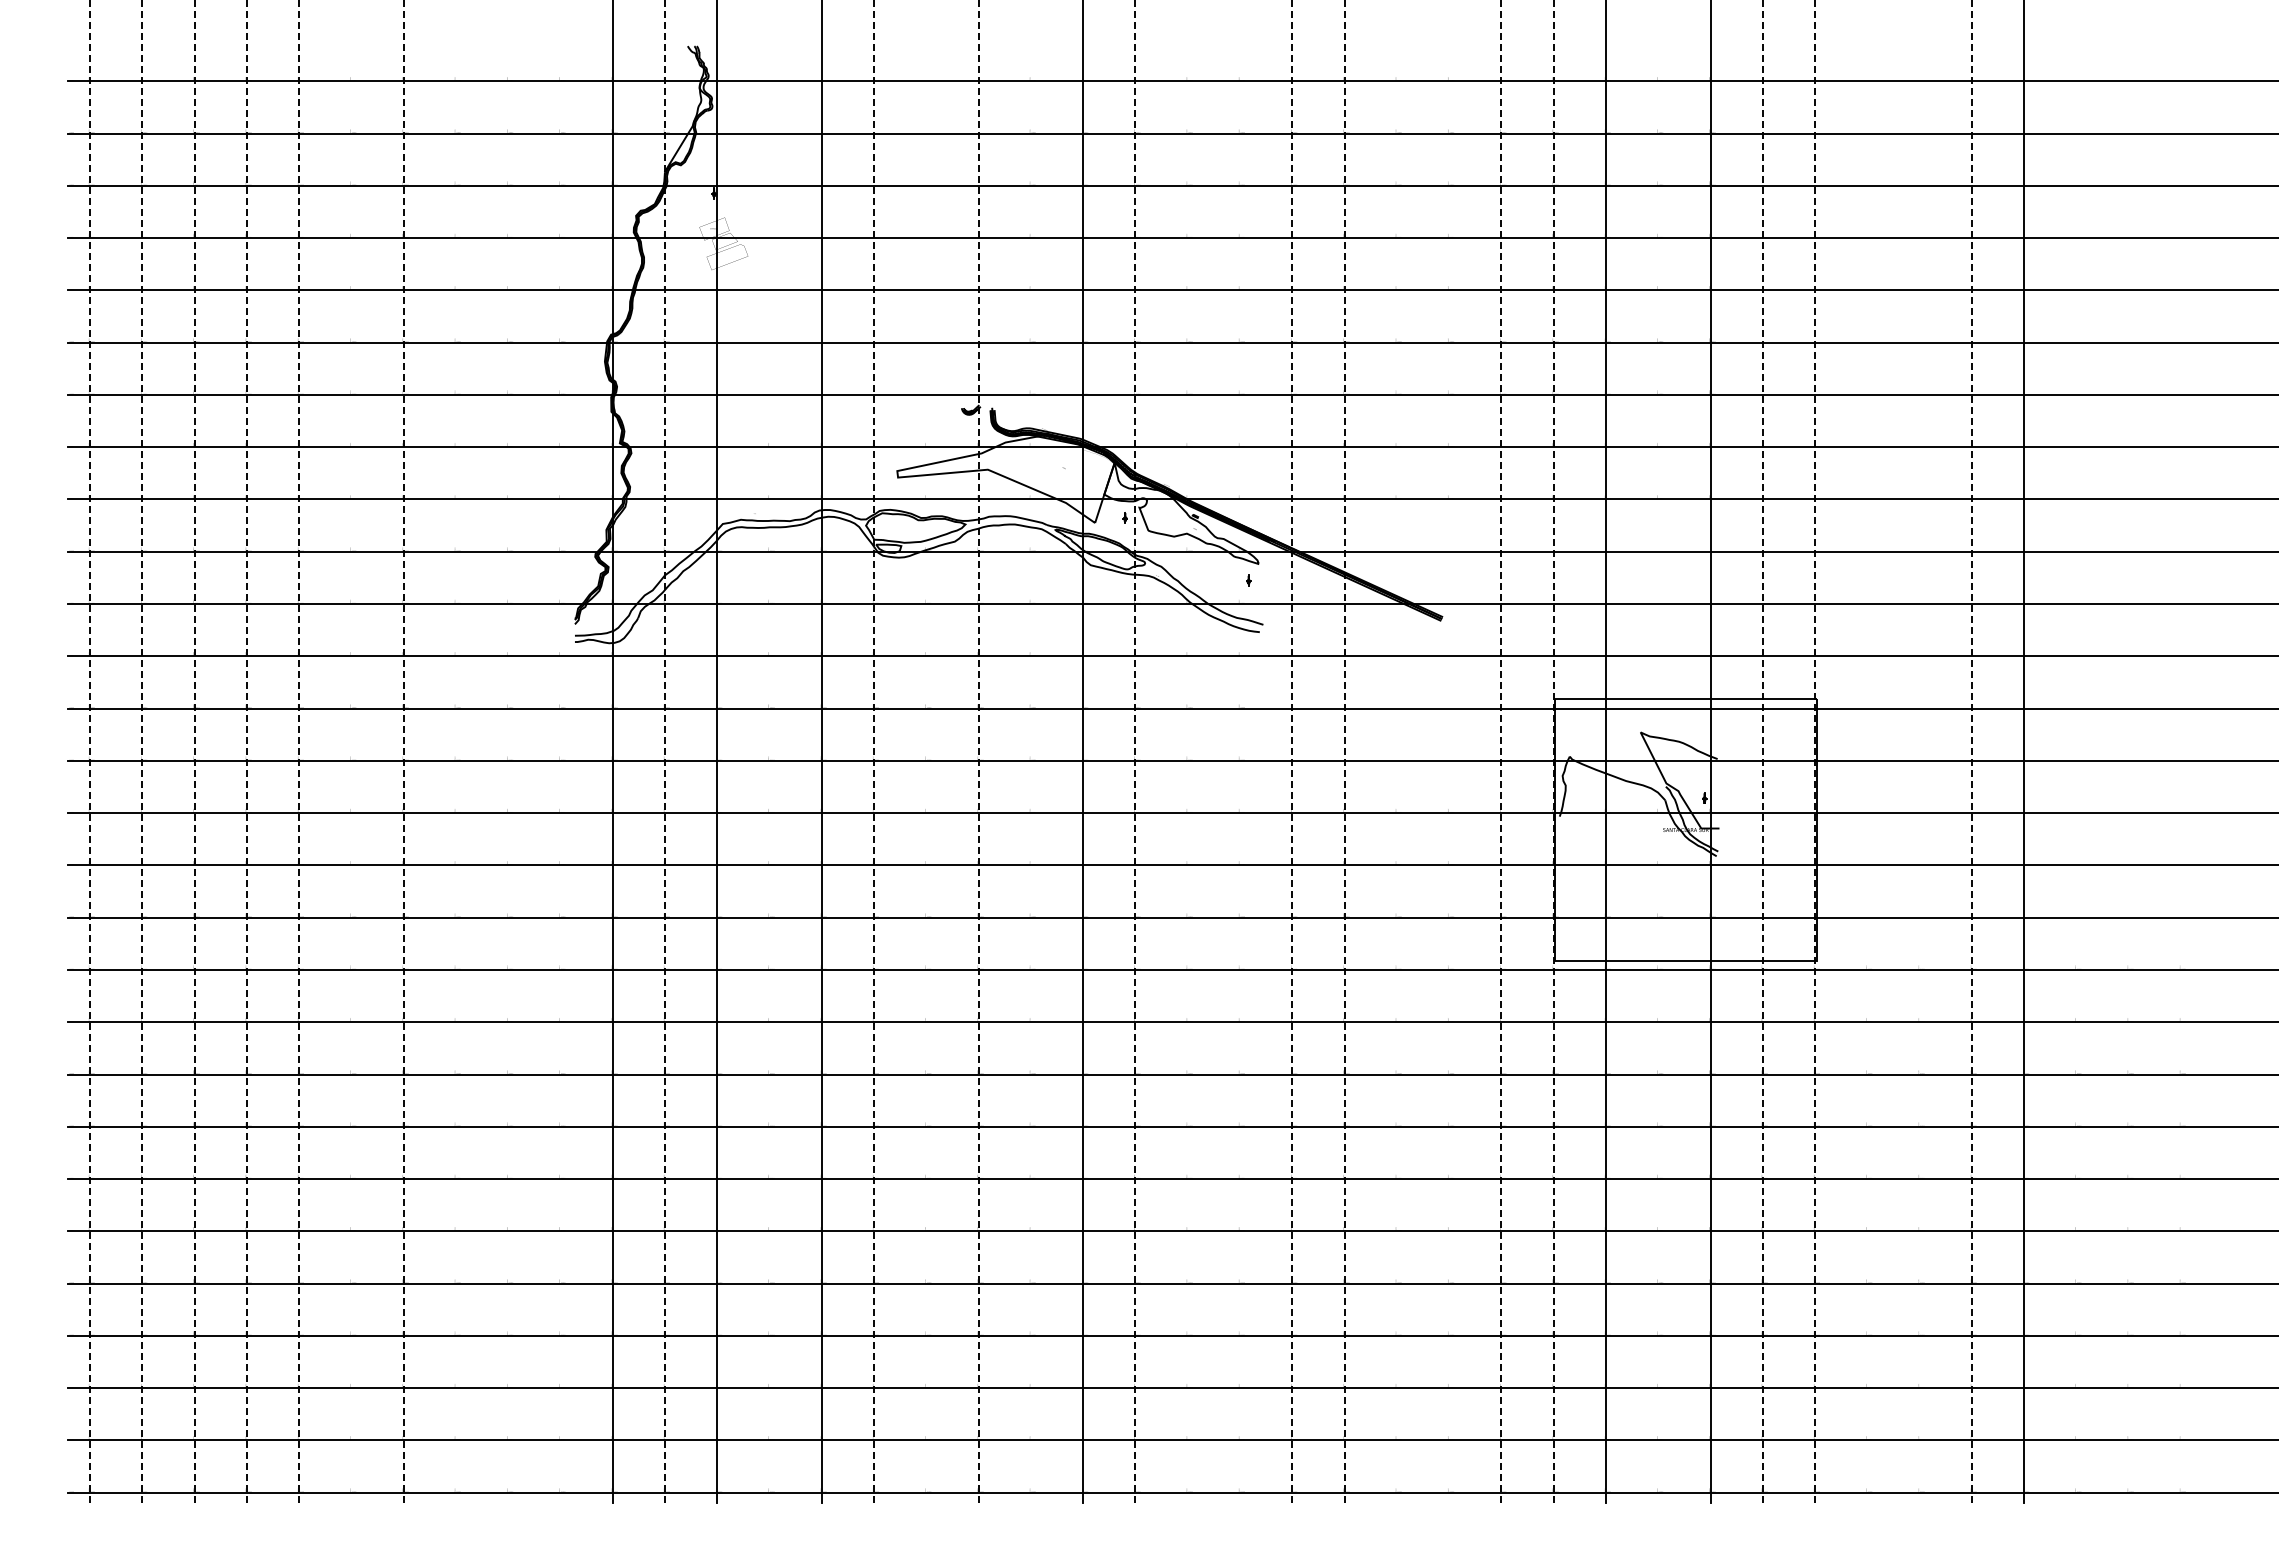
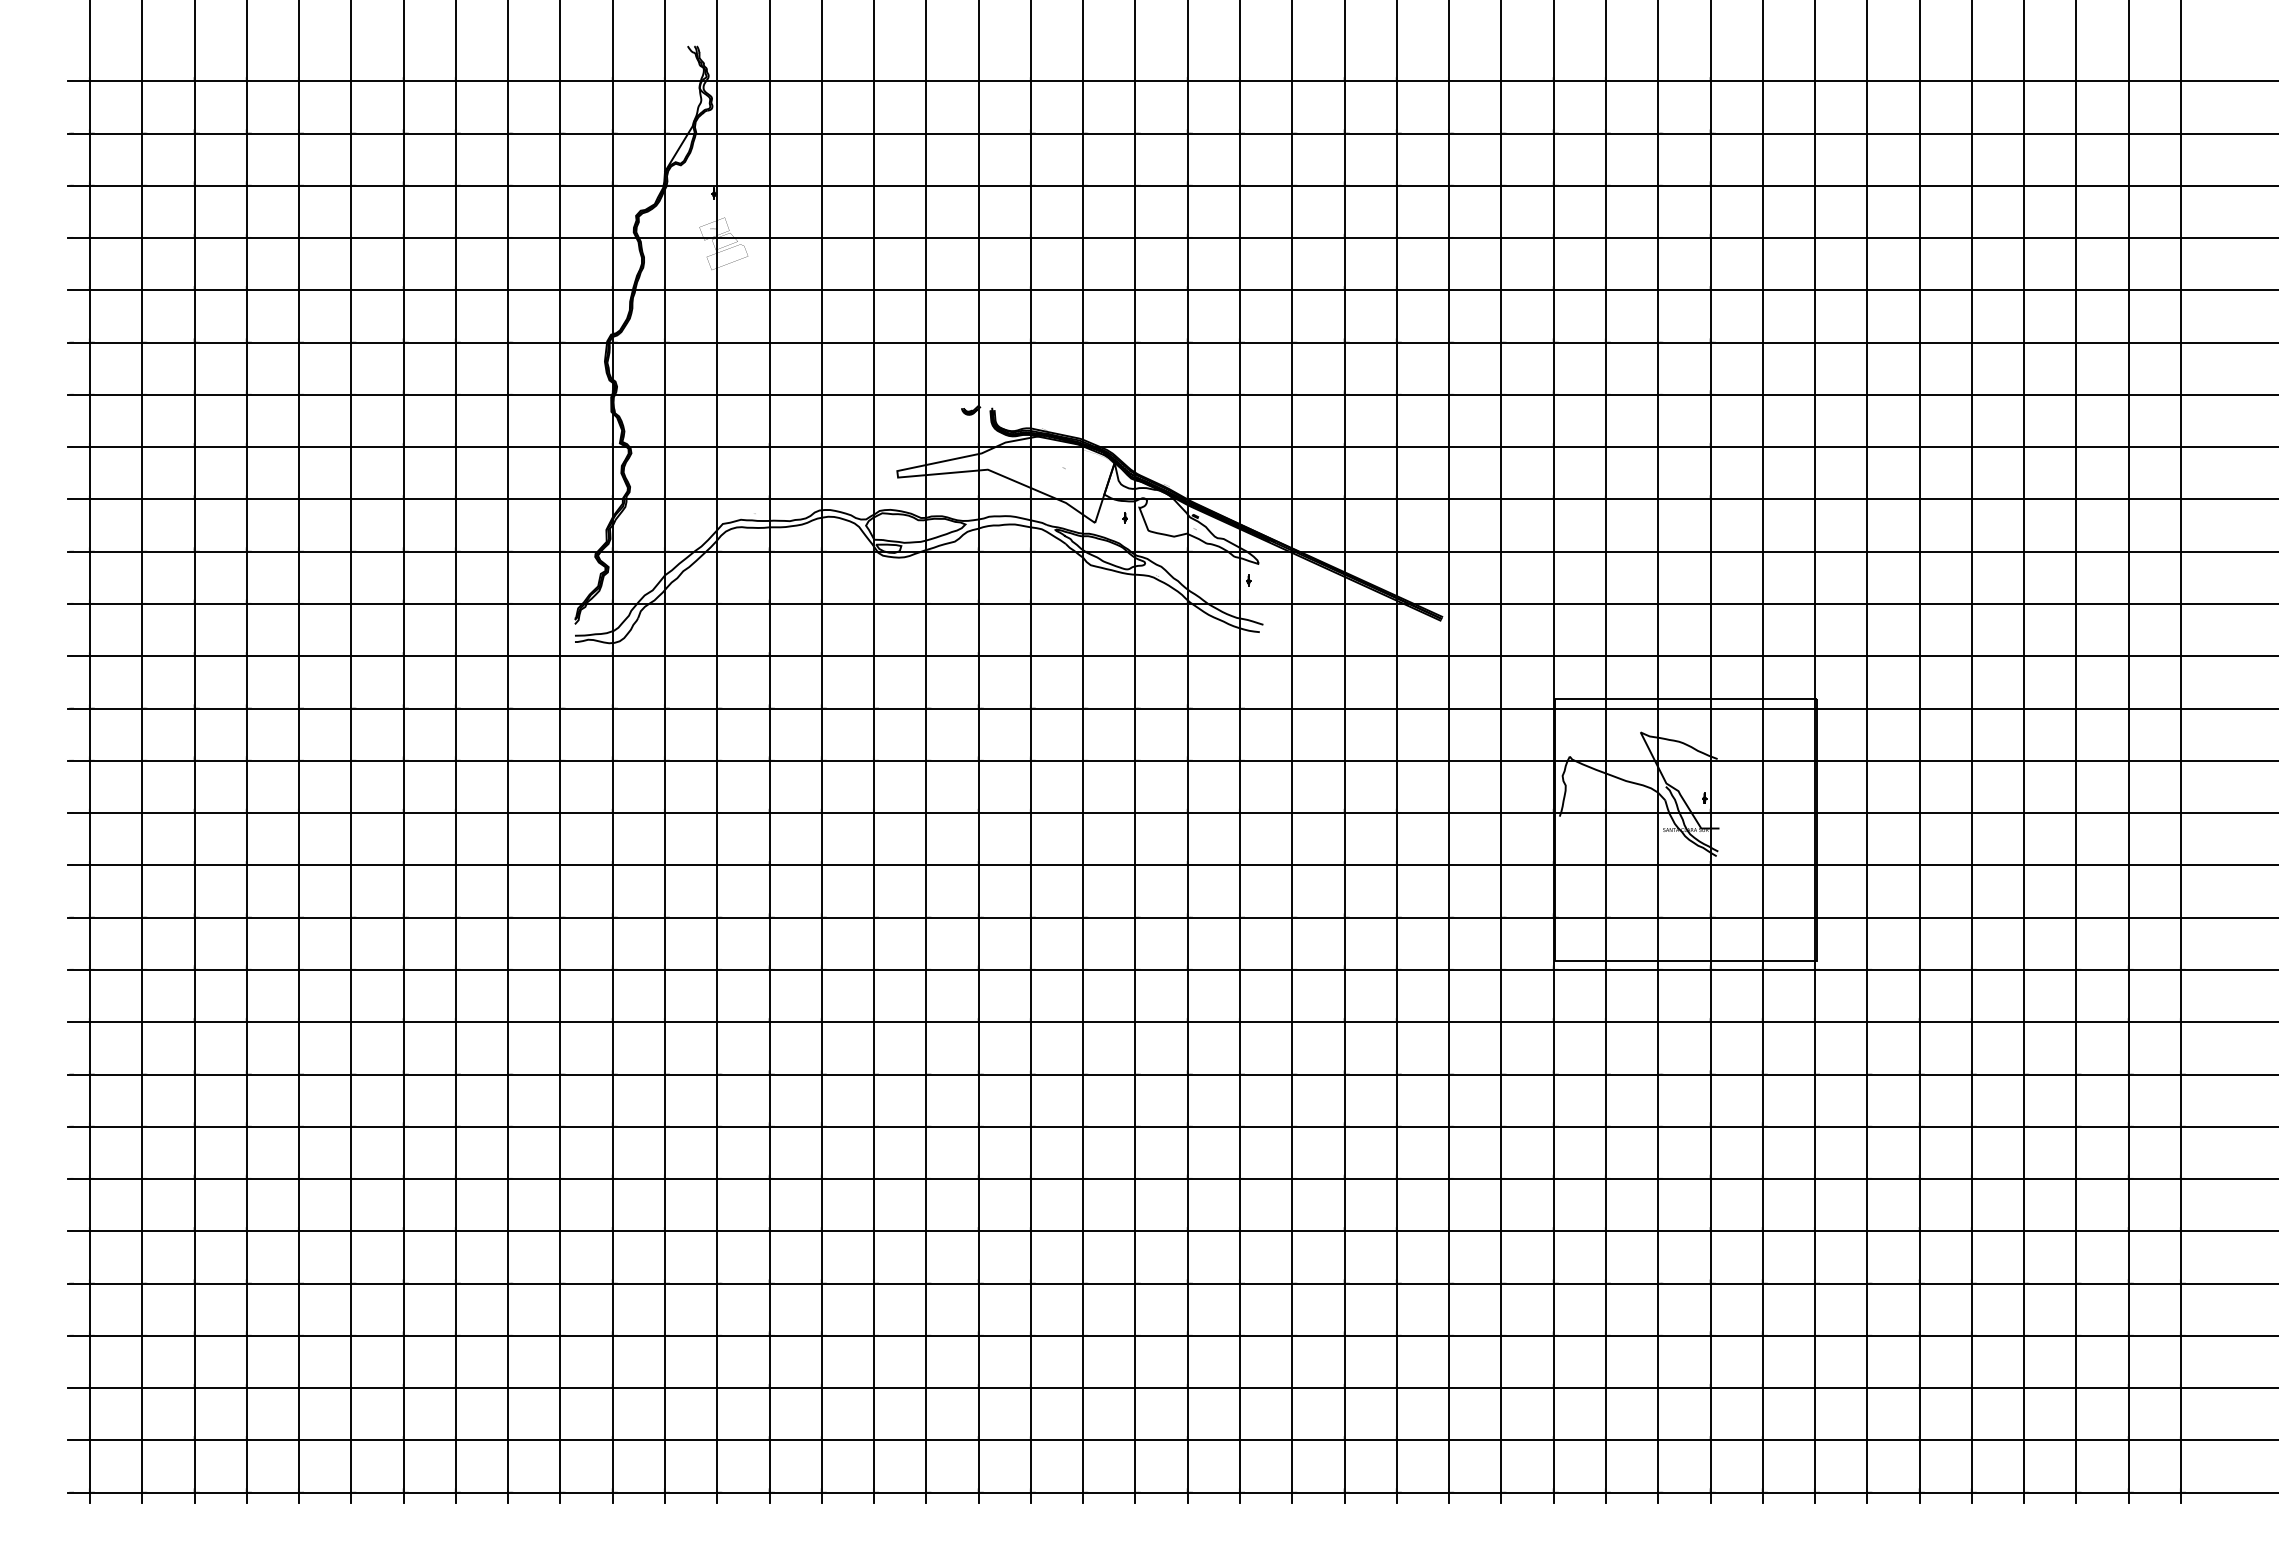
line: dashed -> solid (89, 751)
line: dashed -> solid (142, 751)
line: dashed -> solid (194, 751)
line: dashed -> solid (246, 751)
line: dashed -> solid (299, 751)
line: dashed -> solid (403, 751)
line: dashed -> solid (664, 751)
line: dashed -> solid (874, 751)
line: dashed -> solid (978, 751)
line: dashed -> solid (1135, 751)
line: dashed -> solid (1292, 751)
line: dashed -> solid (1344, 751)
line: dashed -> solid (1501, 751)
line: dashed -> solid (1553, 751)
line: dashed -> solid (1762, 751)
line: dashed -> solid (1815, 751)
line: dashed -> solid (1971, 751)
line: none -> present (351, 752)
line: none -> present (455, 752)
line: none -> present (508, 752)
line: none -> present (560, 752)
line: none -> present (769, 752)
line: none -> present (926, 752)
line: none -> present (1030, 752)
line: none -> present (1187, 752)
line: none -> present (1240, 752)
line: none -> present (1396, 752)
line: none -> present (1449, 752)
line: none -> present (1658, 752)
line: none -> present (1867, 752)
line: none -> present (1919, 752)
line: none -> present (2076, 752)
line: none -> present (2128, 752)
line: none -> present (2180, 752)
